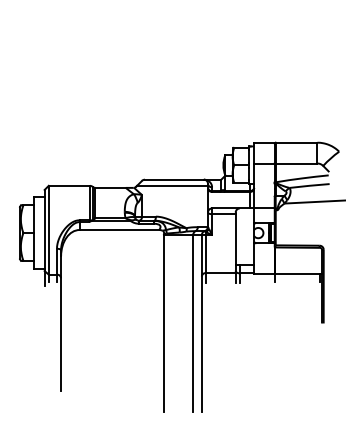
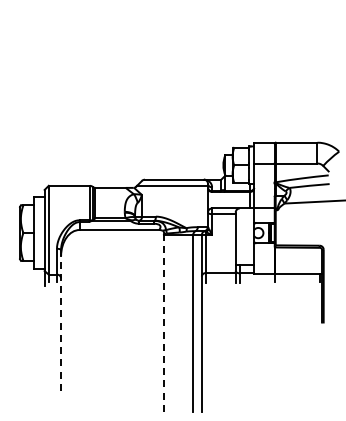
line: solid -> dashed (61, 322)
line: solid -> dashed (163, 322)
